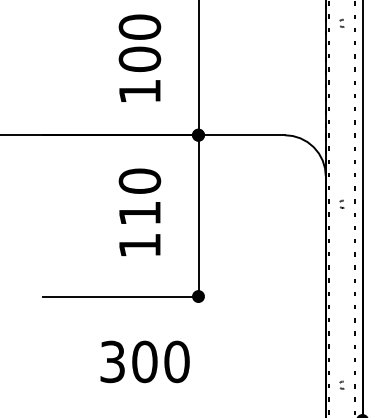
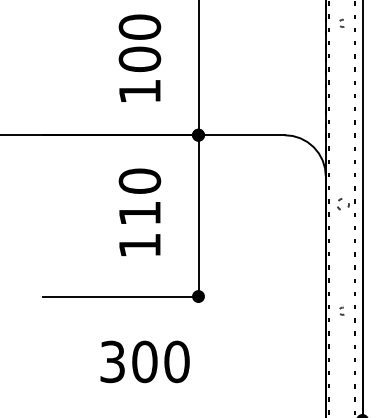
part size: 6x10 px -> 13x13 px (343, 204)
part position: (341, 384) -> (341, 310) (341, 310)
